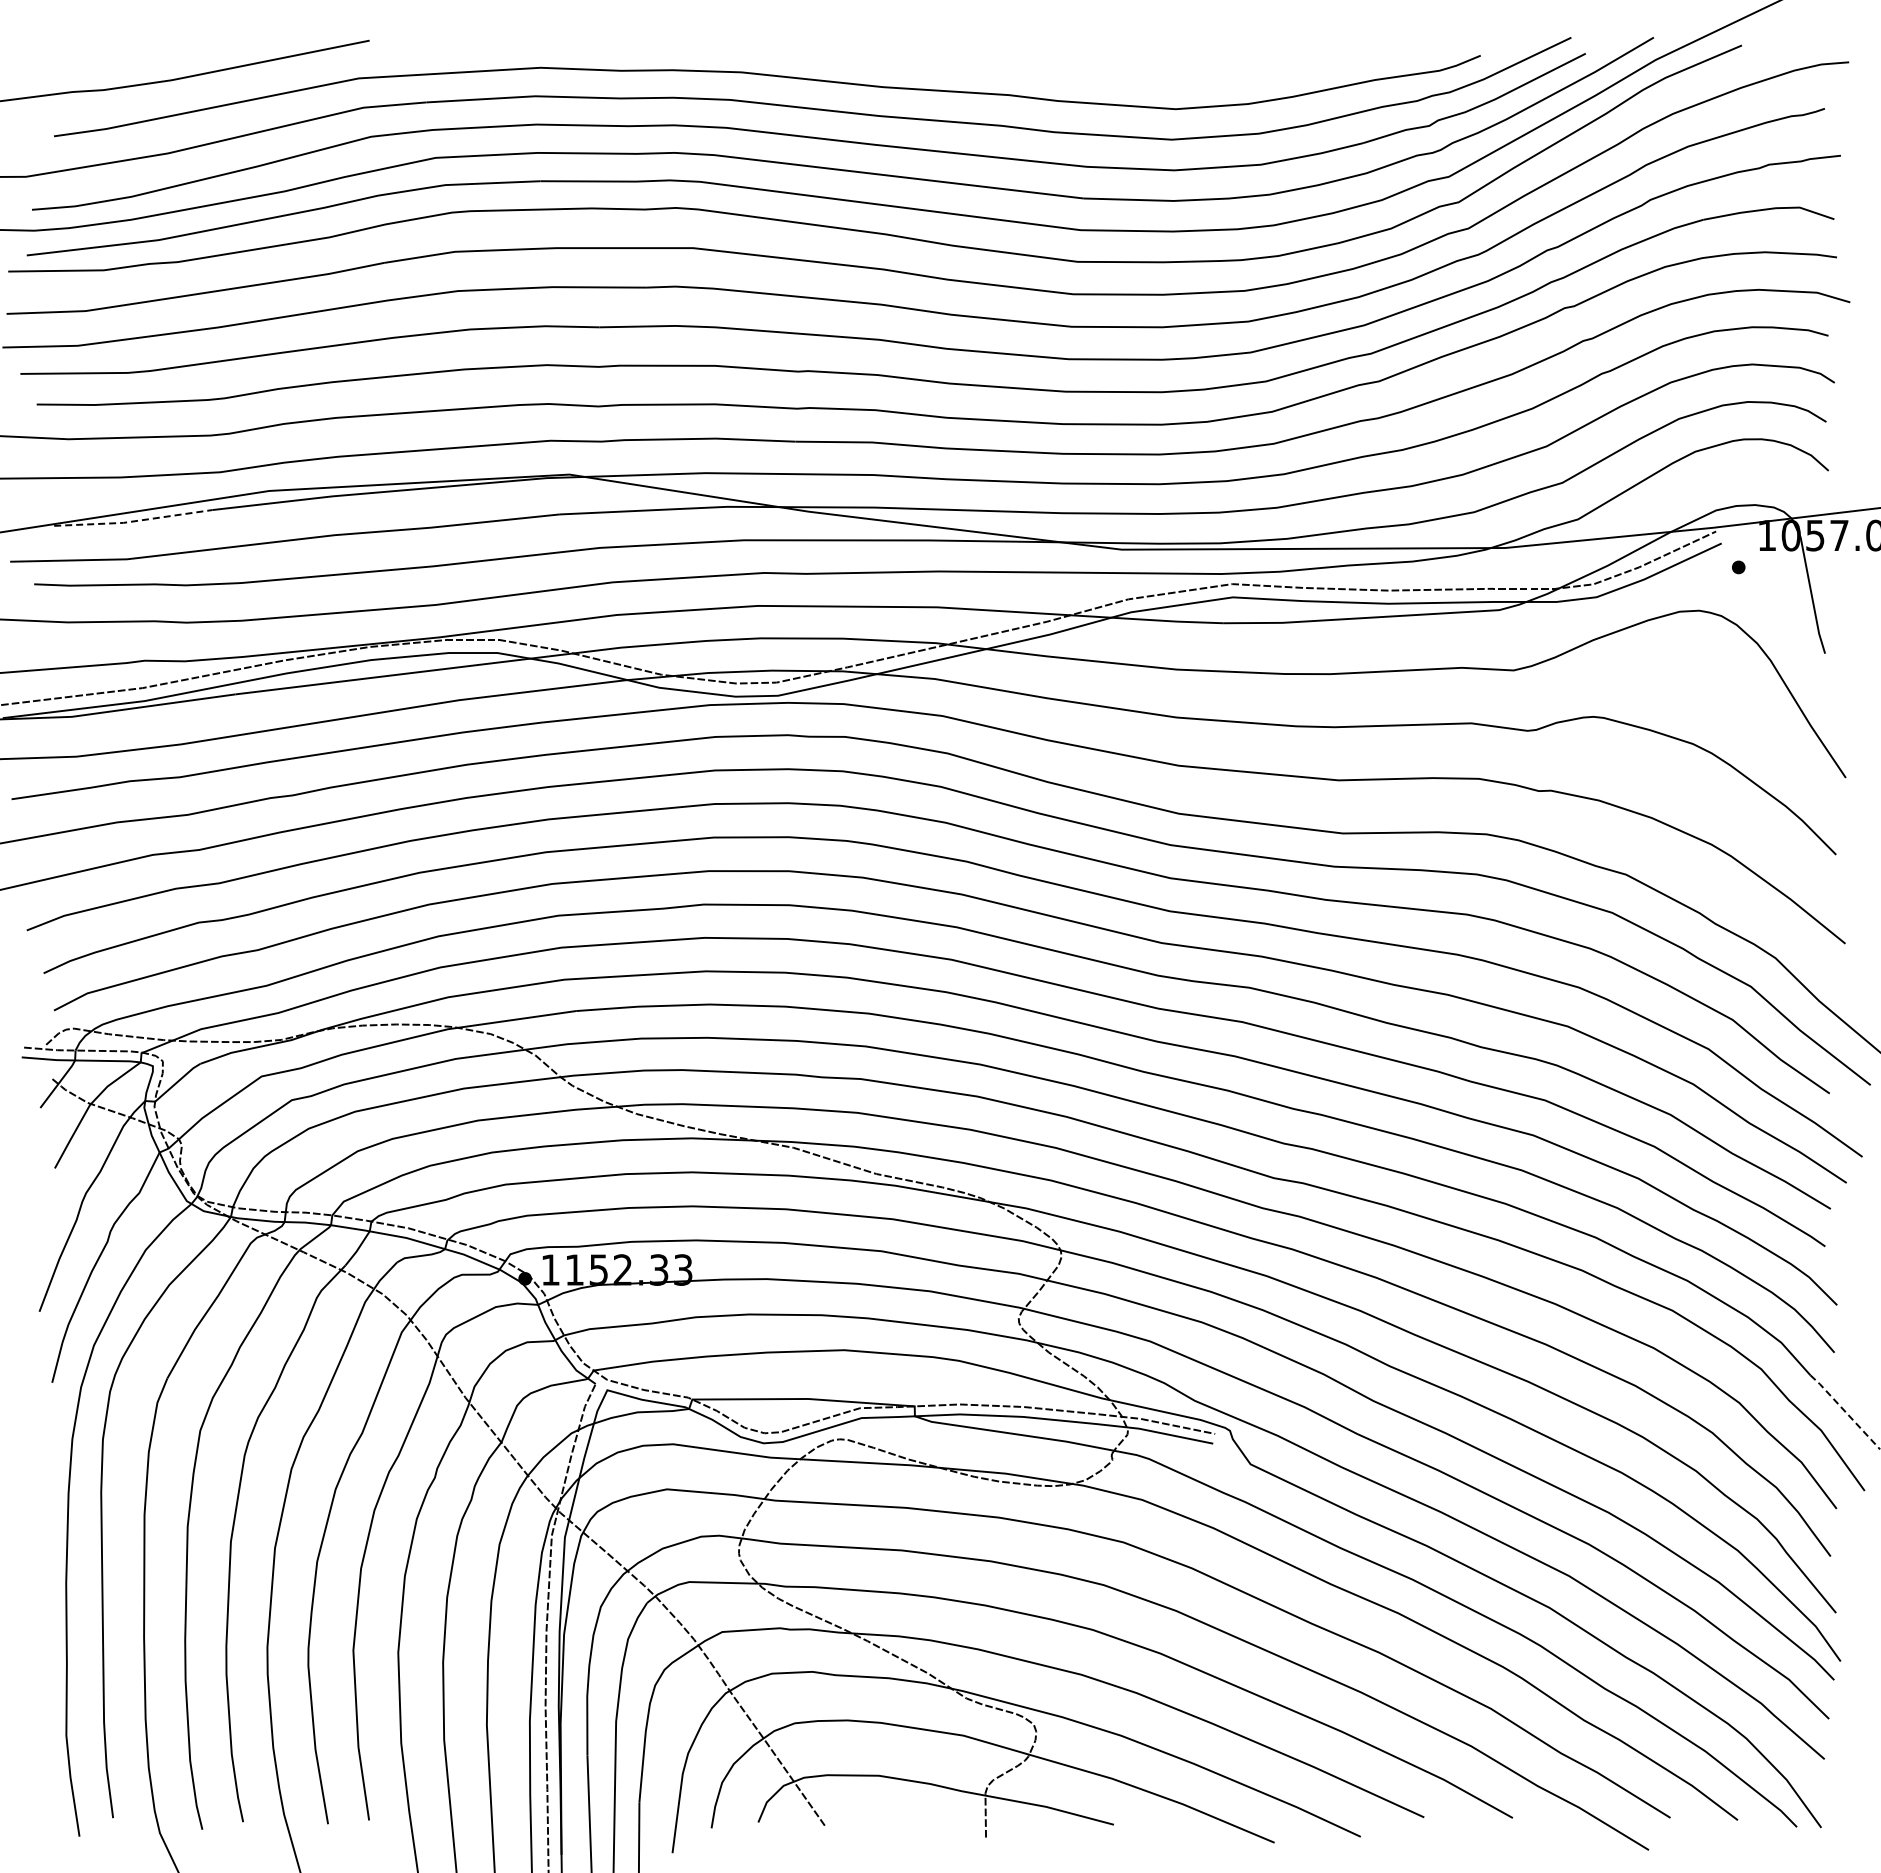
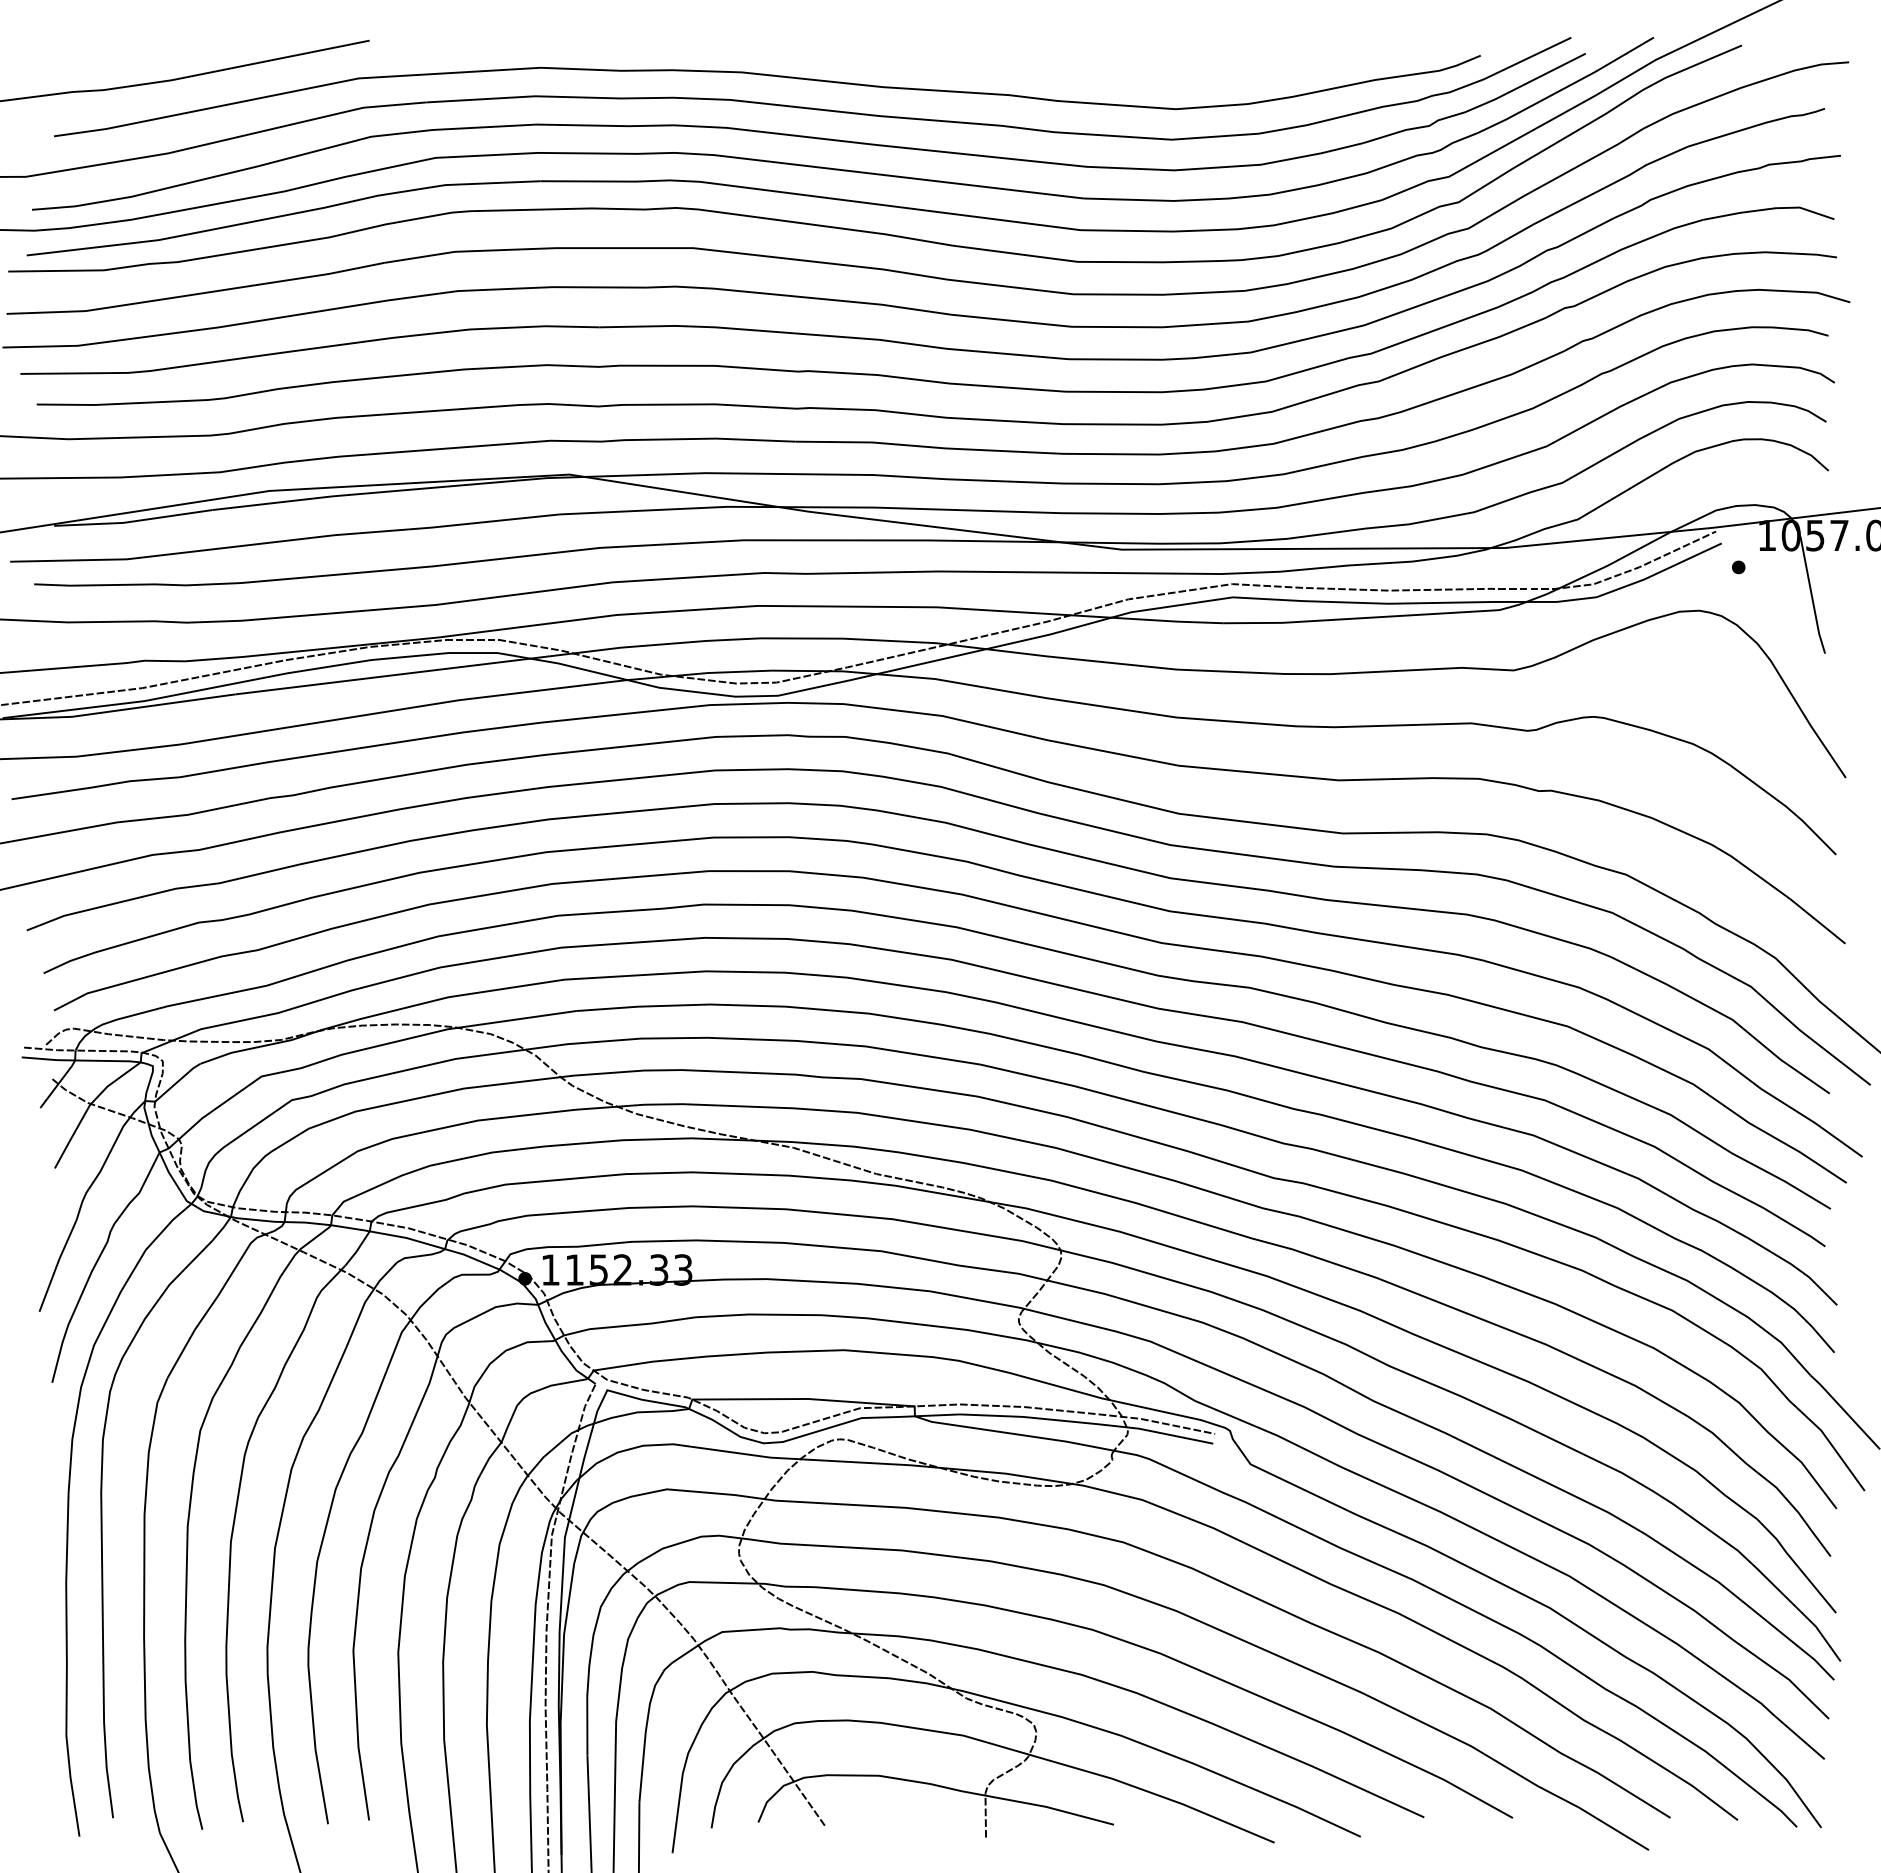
line: dashed -> solid (133, 521)
line: dashed -> solid (1845, 1412)
